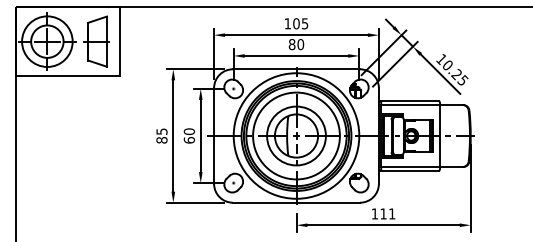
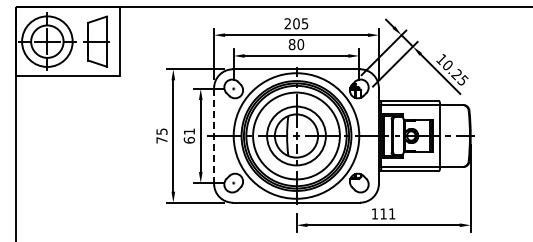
text: 105 -> 205 (287, 23)
text: 60 -> 61 (188, 131)
line: solid -> dashed (214, 136)
text: 85 -> 75 (161, 140)
